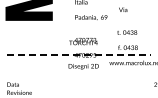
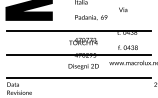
line: none -> present (78, 31)
line: dashed -> solid (79, 54)
line: none -> present (78, 77)
